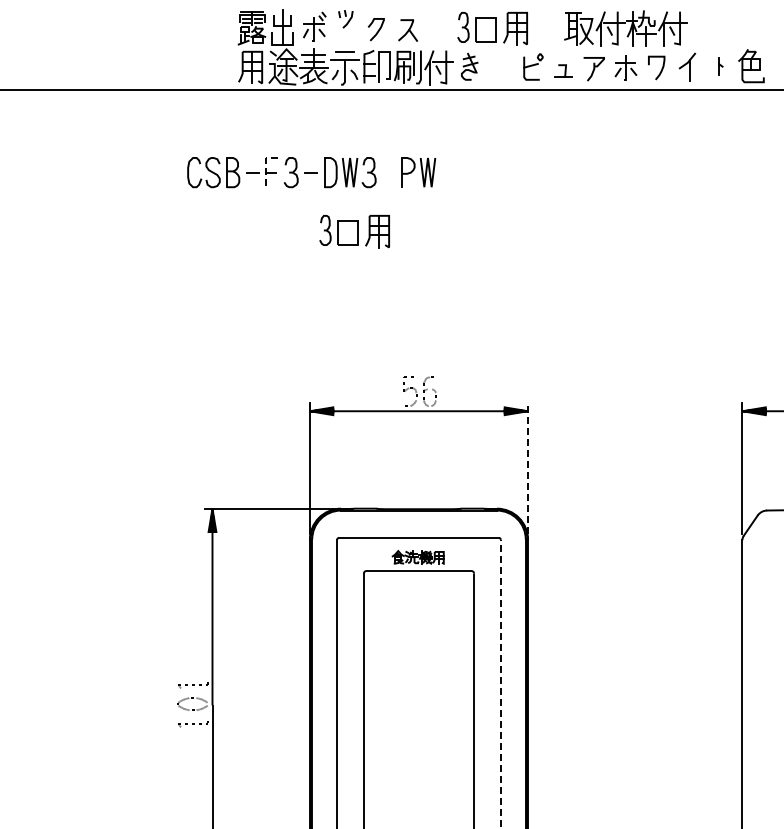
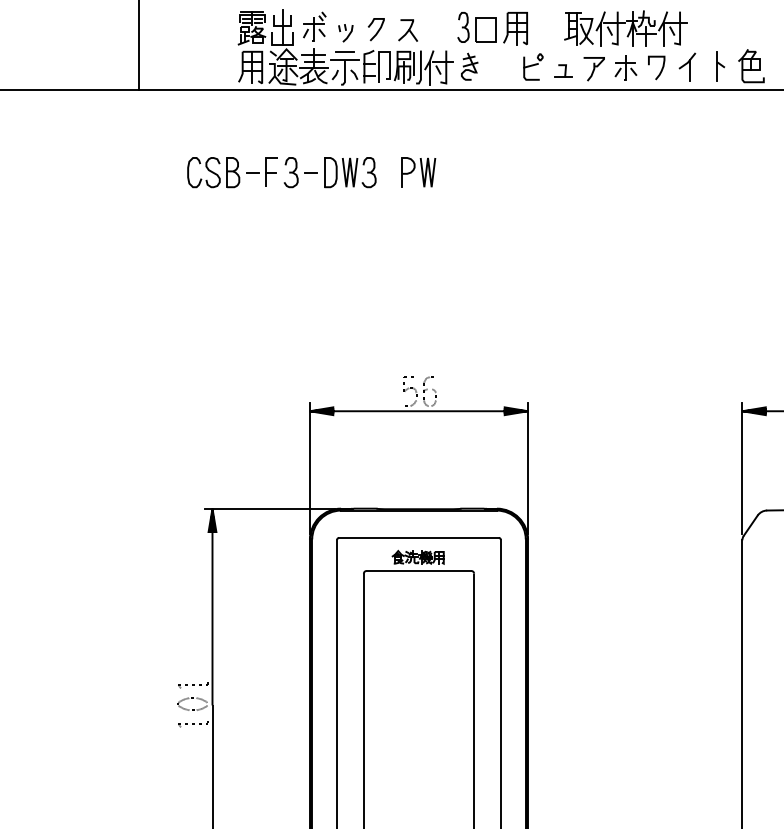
part position: (345, 19) -> (345, 33) (345, 33)
line: none -> present (139, 45)
part size: 6x19 px -> 10x31 px (720, 66)
line: dashed -> solid (266, 165)
part: present -> none (354, 231)
line: dashed -> solid (528, 468)
line: dashed -> solid (500, 683)
